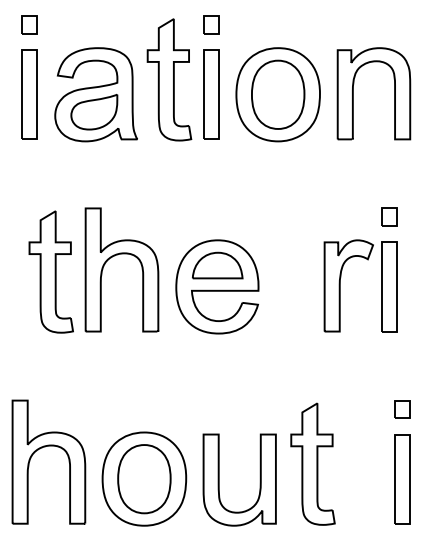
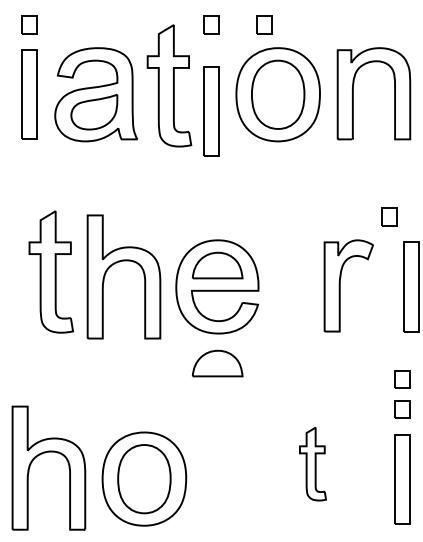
part: none -> present (264, 24)
part position: (169, 79) -> (169, 85) (169, 85)
part position: (211, 94) -> (211, 111) (211, 111)
part position: (117, 255) -> (119, 262) (119, 262)
part position: (389, 286) -> (411, 286) (411, 286)
part: none -> present (217, 363)
part: none -> present (402, 379)
part position: (45, 447) -> (45, 453) (45, 453)
part size: 46x124 px -> 28x75 px (312, 464)
part: present -> none (219, 479)
